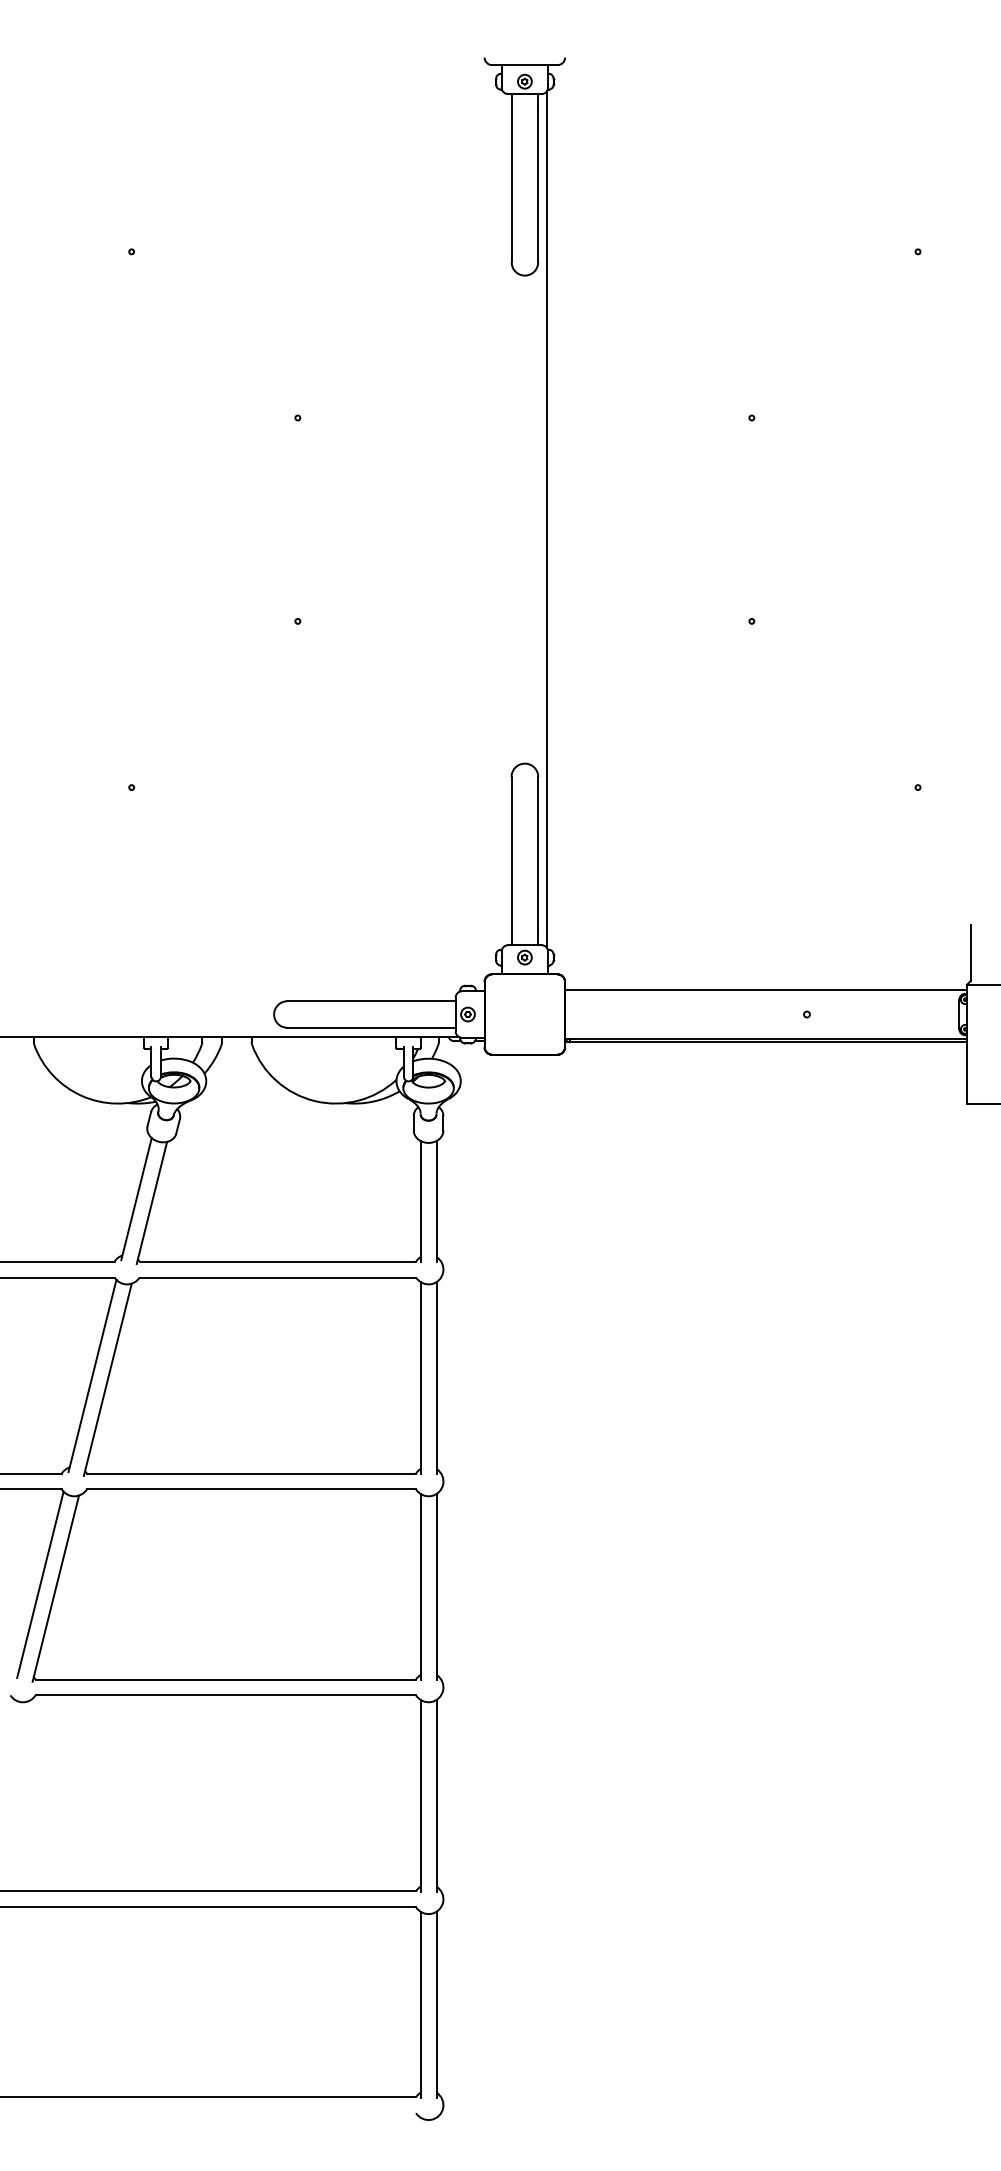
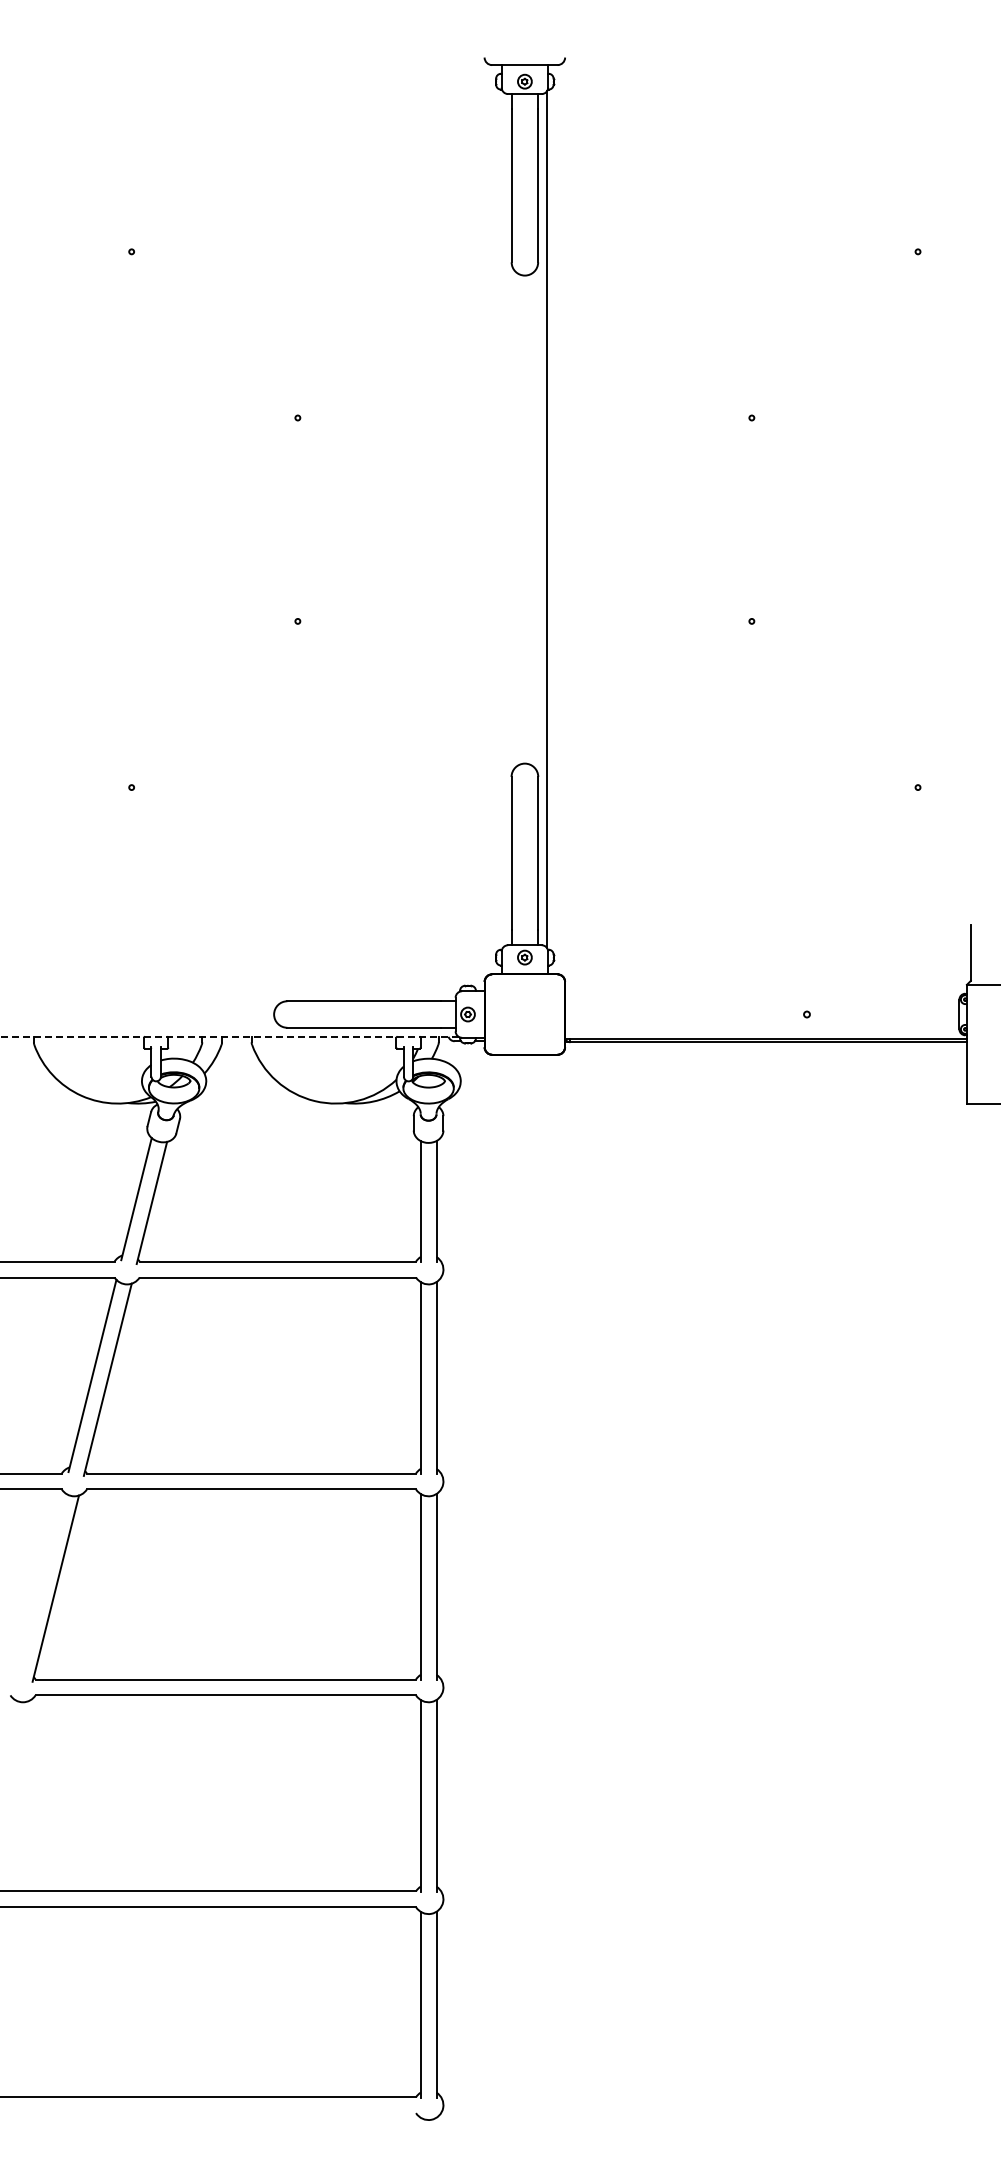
line: present -> none (765, 989)
line: solid -> dashed (228, 1036)
line: present -> none (40, 1584)
